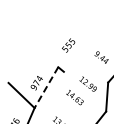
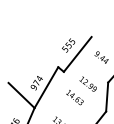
line: none -> present (77, 54)
line: dashed -> solid (46, 87)
